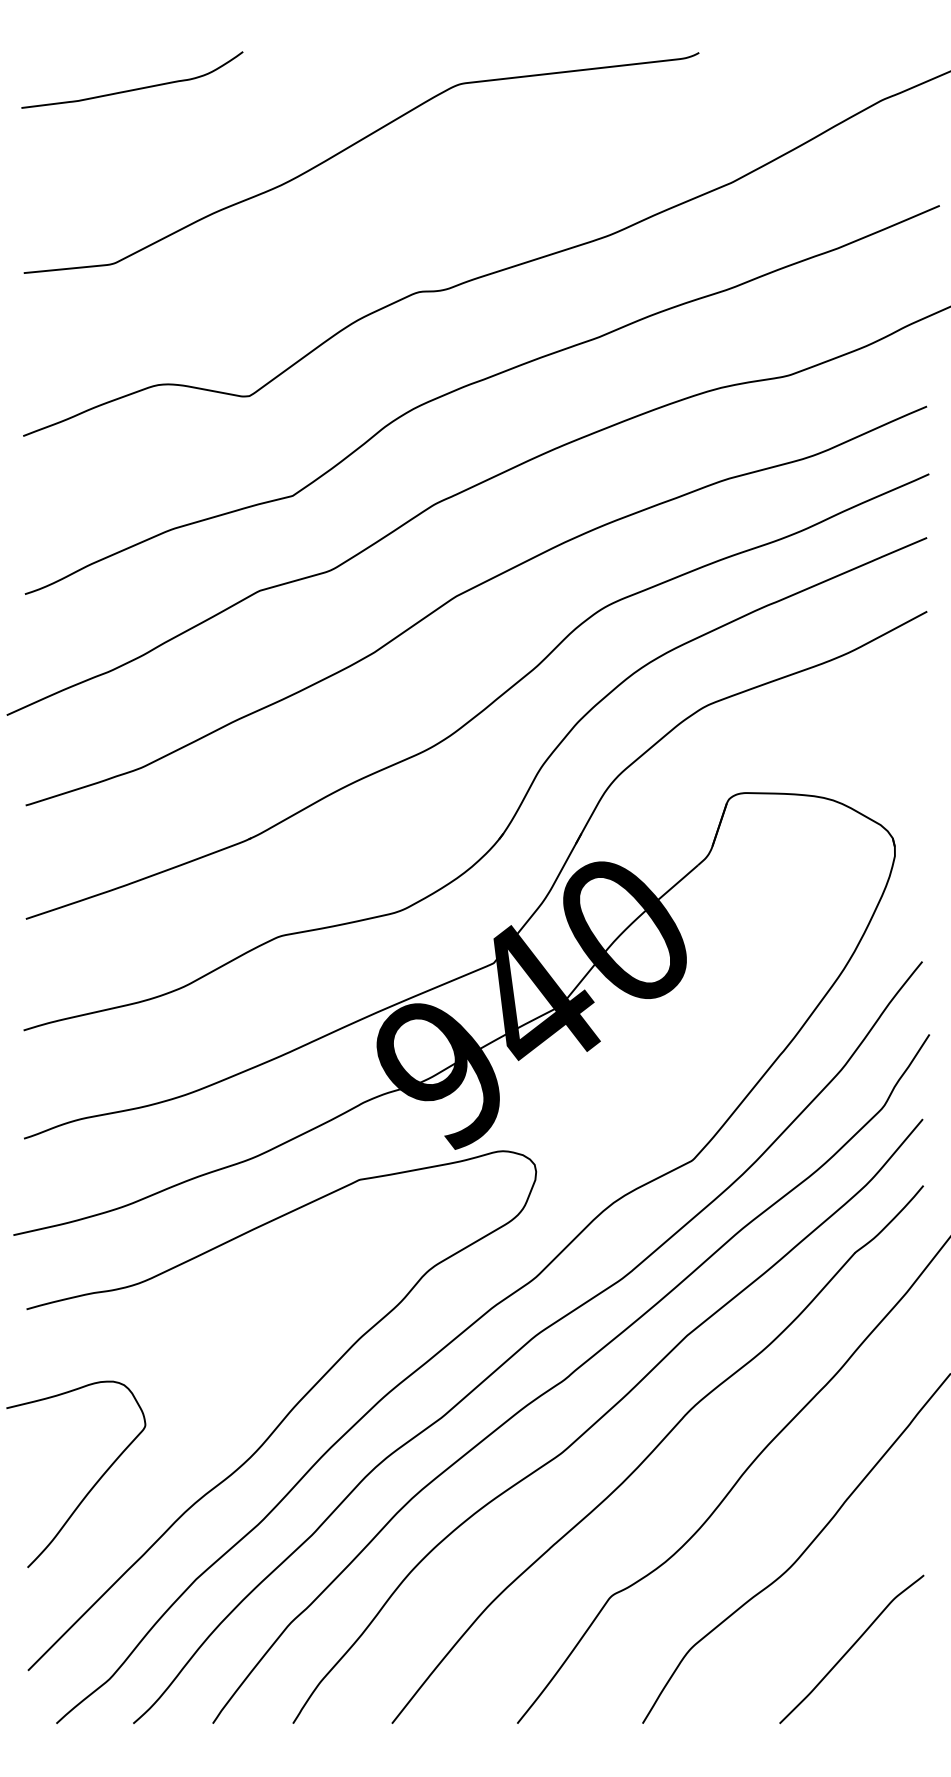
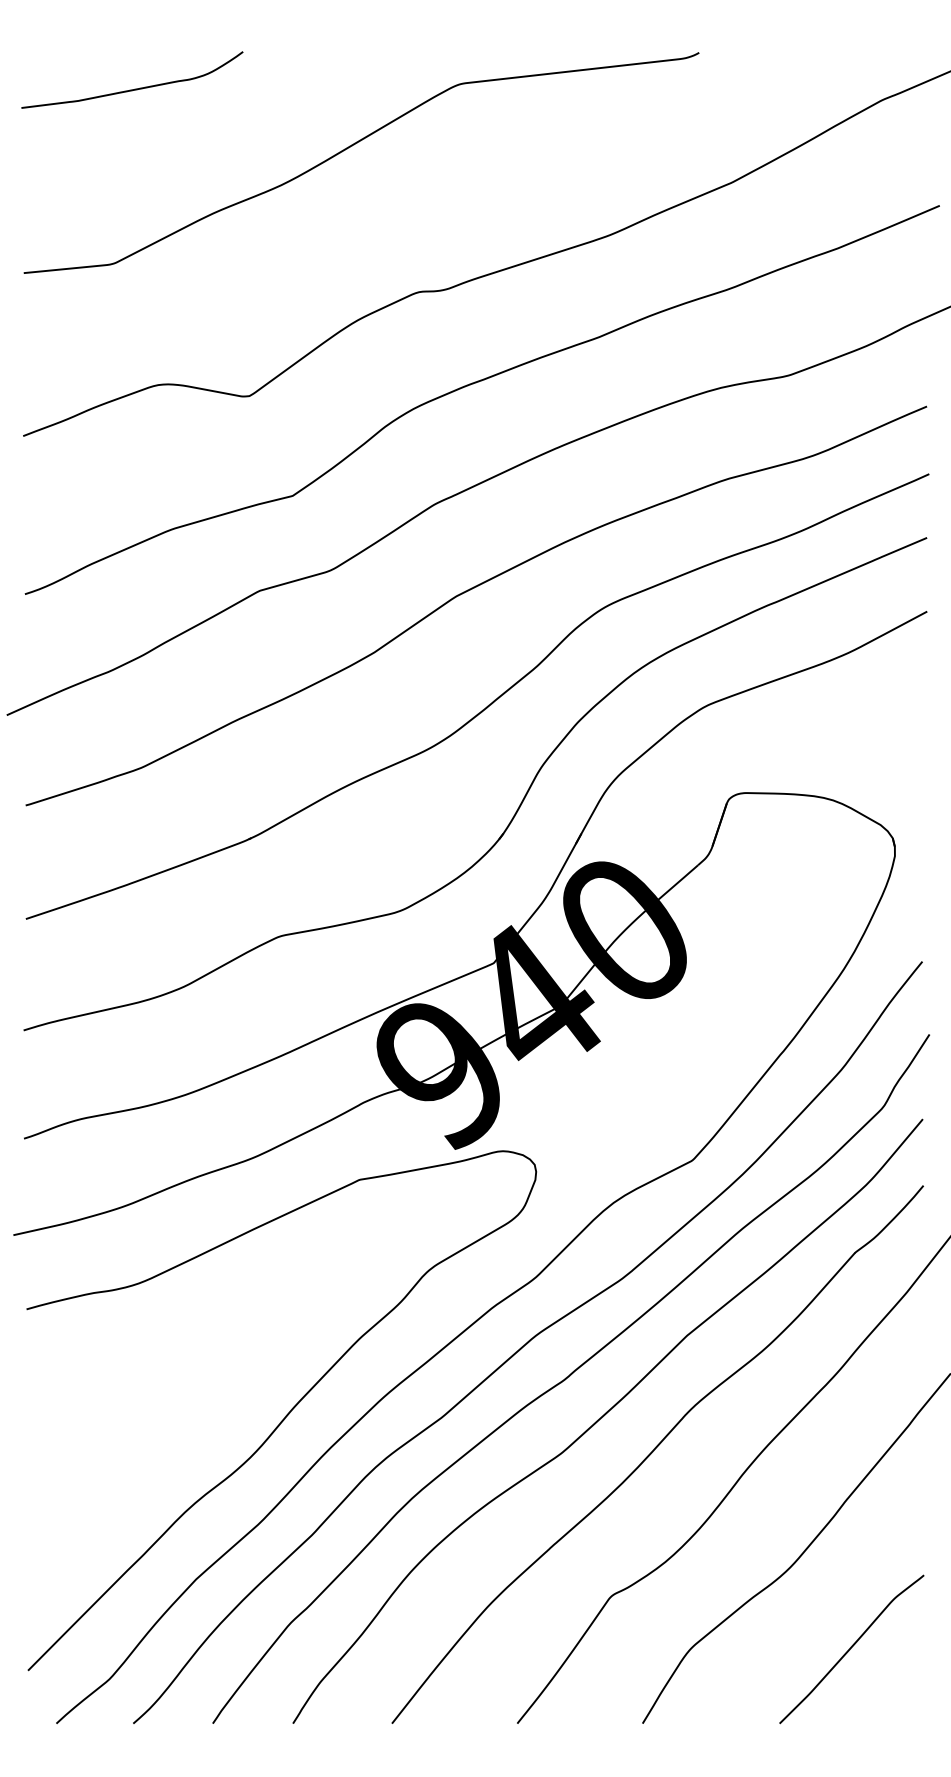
curve: present -> none (90, 1488)
